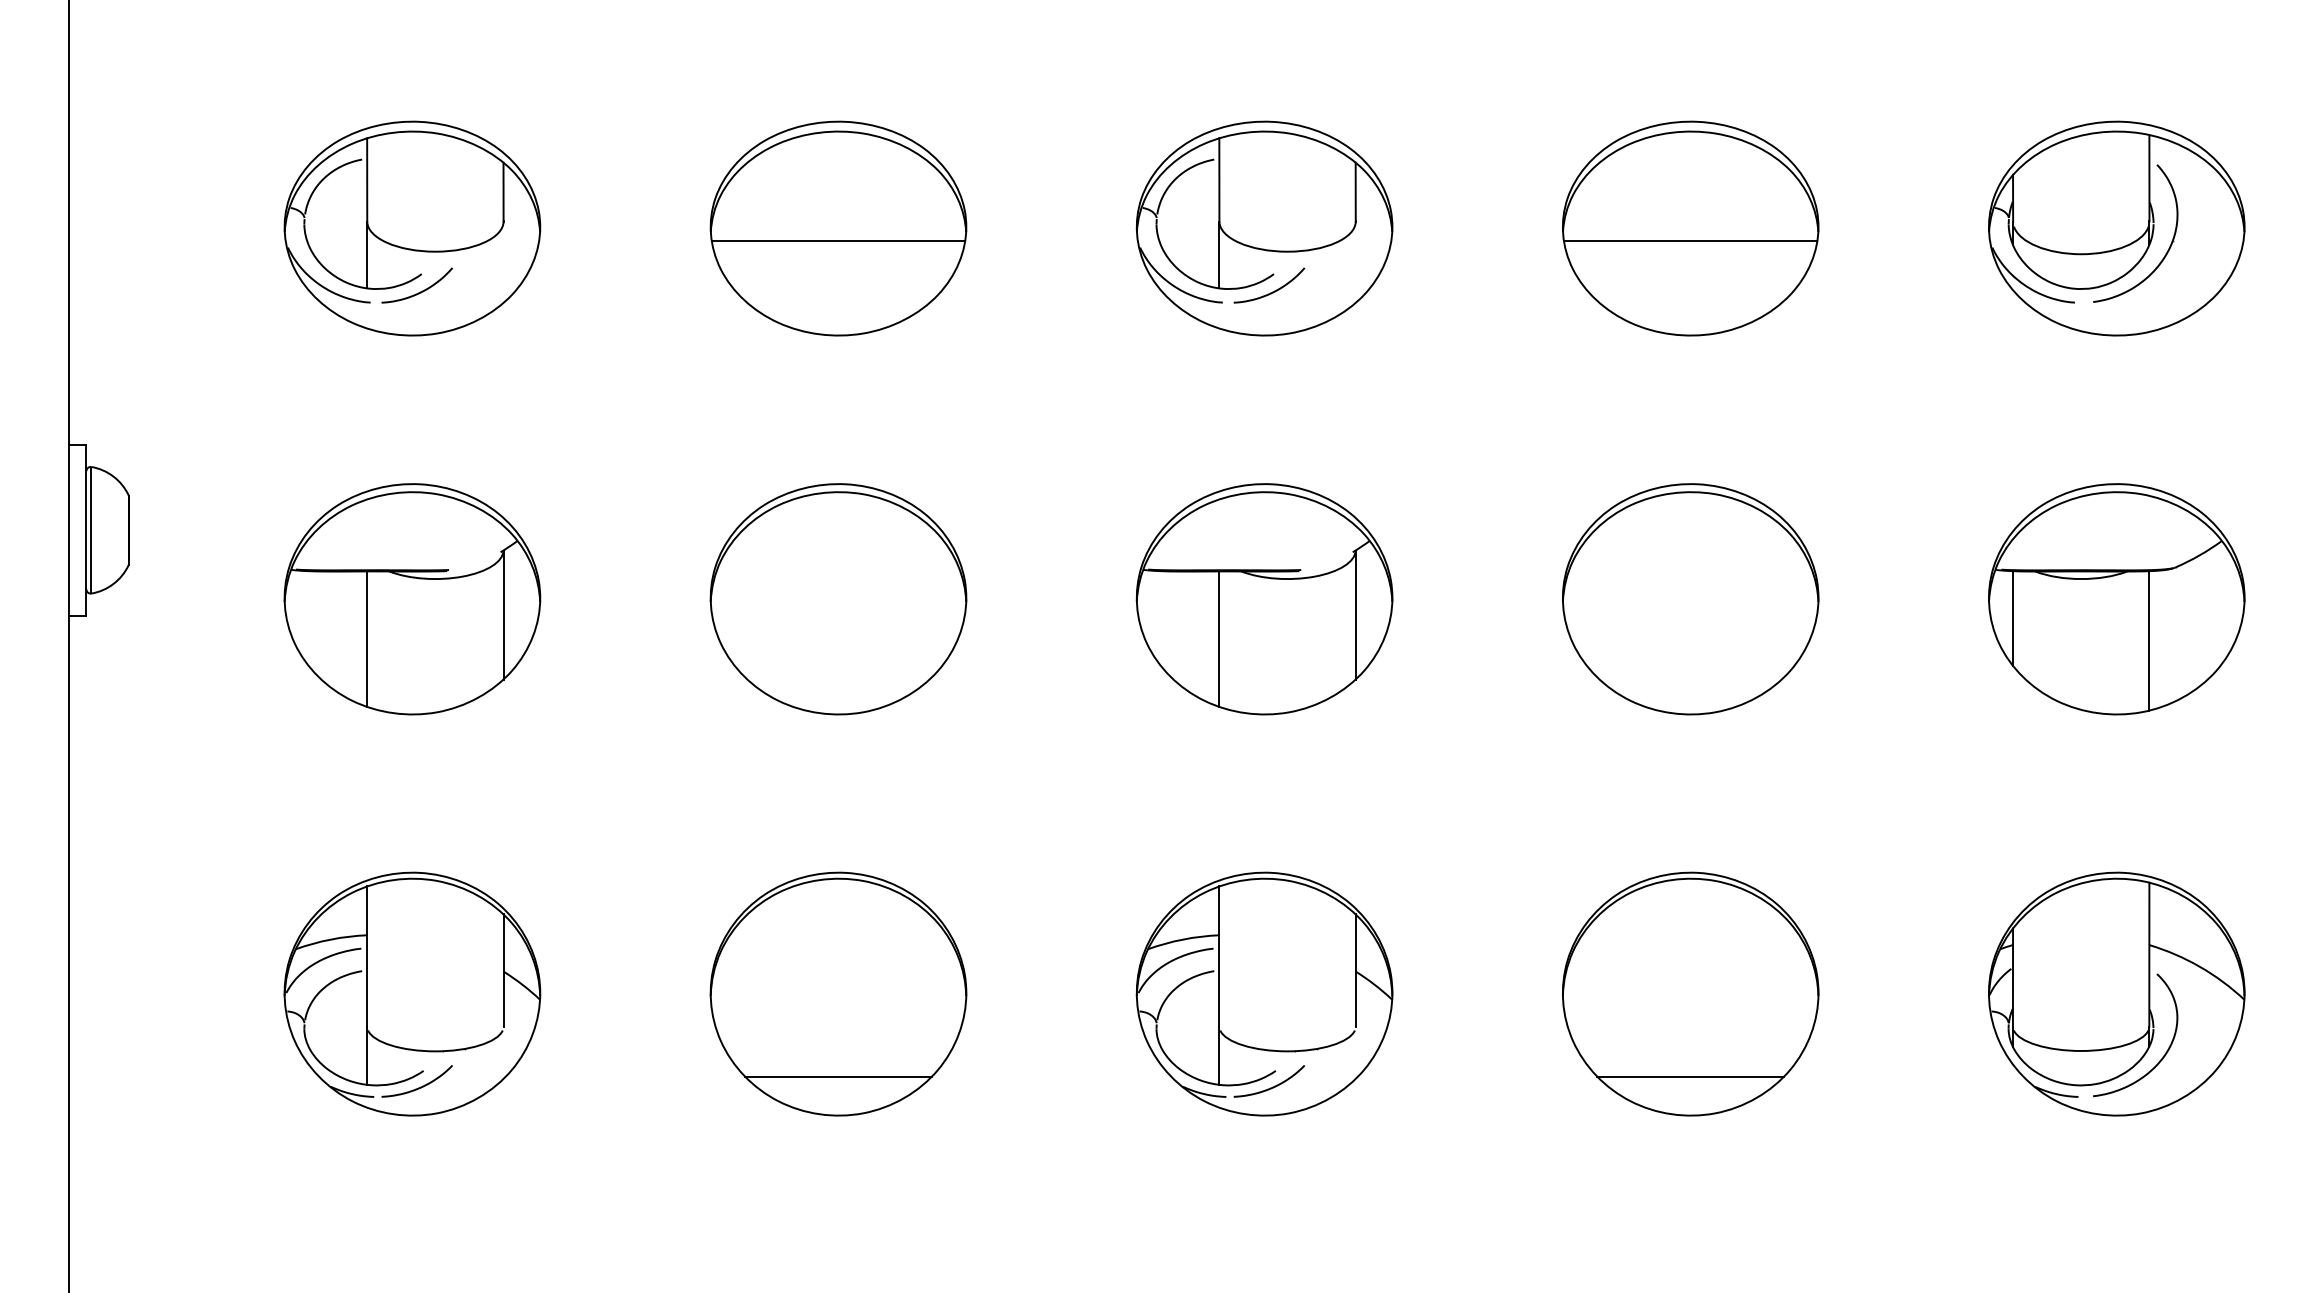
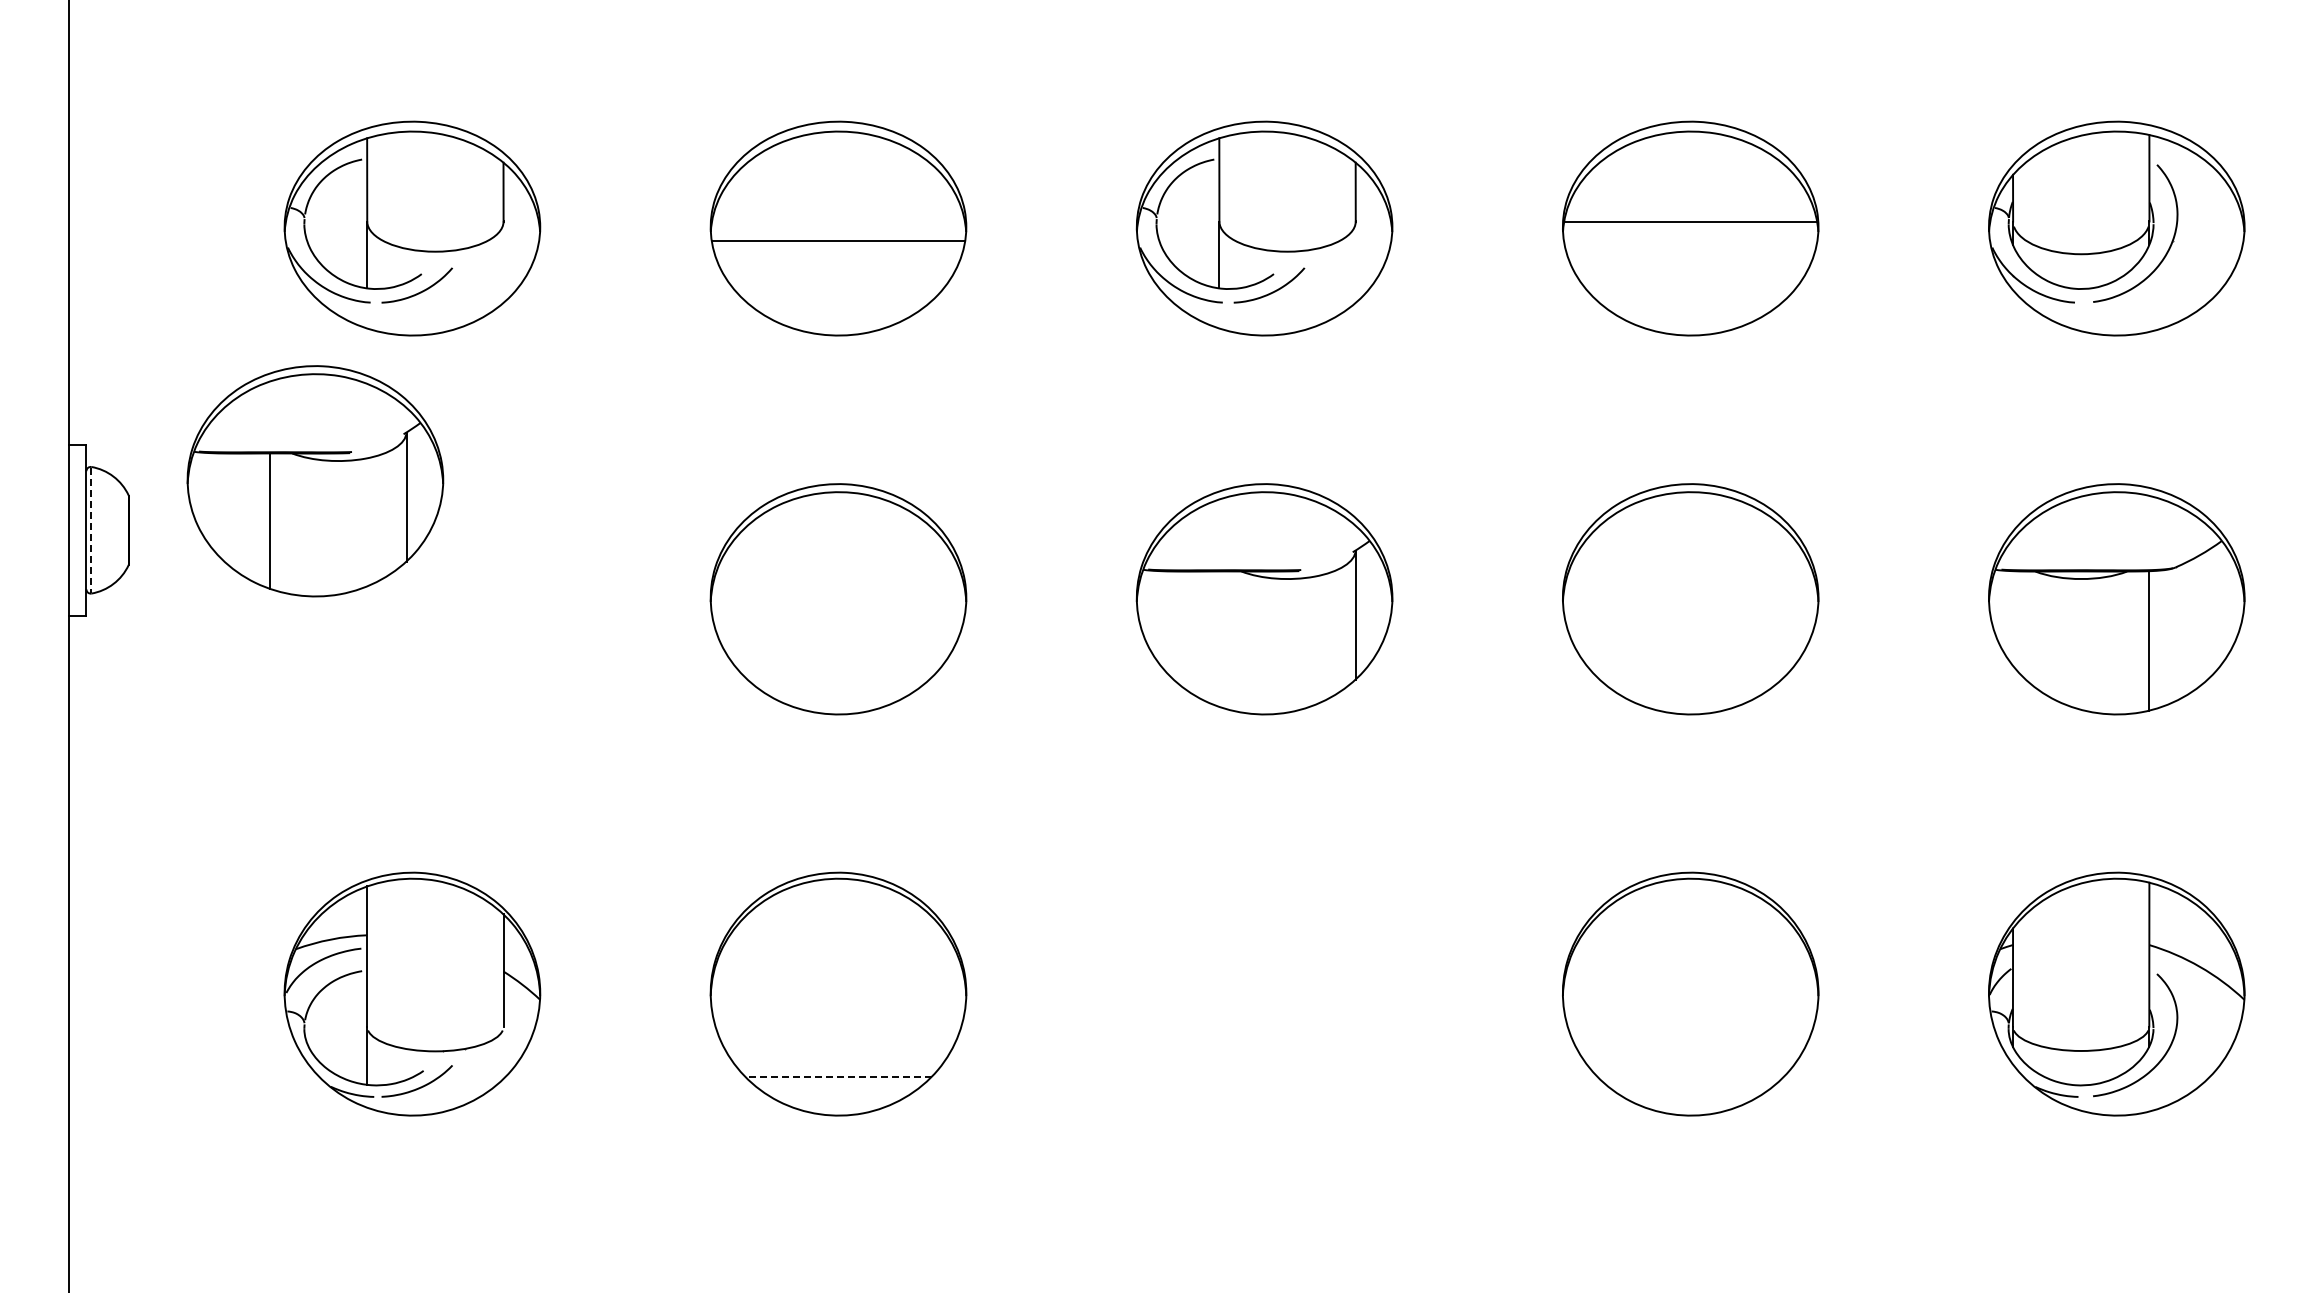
line position: (1690, 241) -> (1690, 222) (1690, 222)
line: solid -> dashed (91, 530)
part position: (412, 599) -> (315, 481) (315, 481)
line: present -> none (2013, 618)
line: present -> none (1219, 638)
part: present -> none (1264, 993)
line: solid -> dashed (838, 1076)
line: present -> none (1690, 1076)
